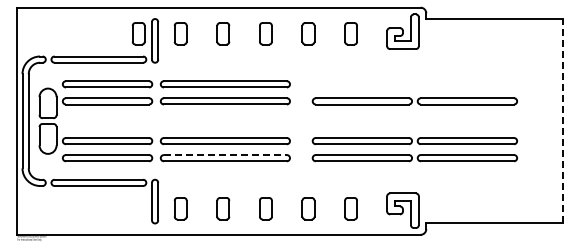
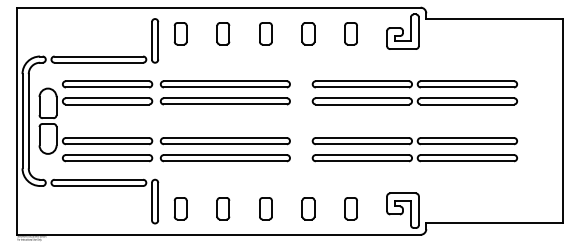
part: present -> none (138, 33)
part: none -> present (414, 84)
line: dashed -> solid (562, 120)
line: dashed -> solid (225, 155)
